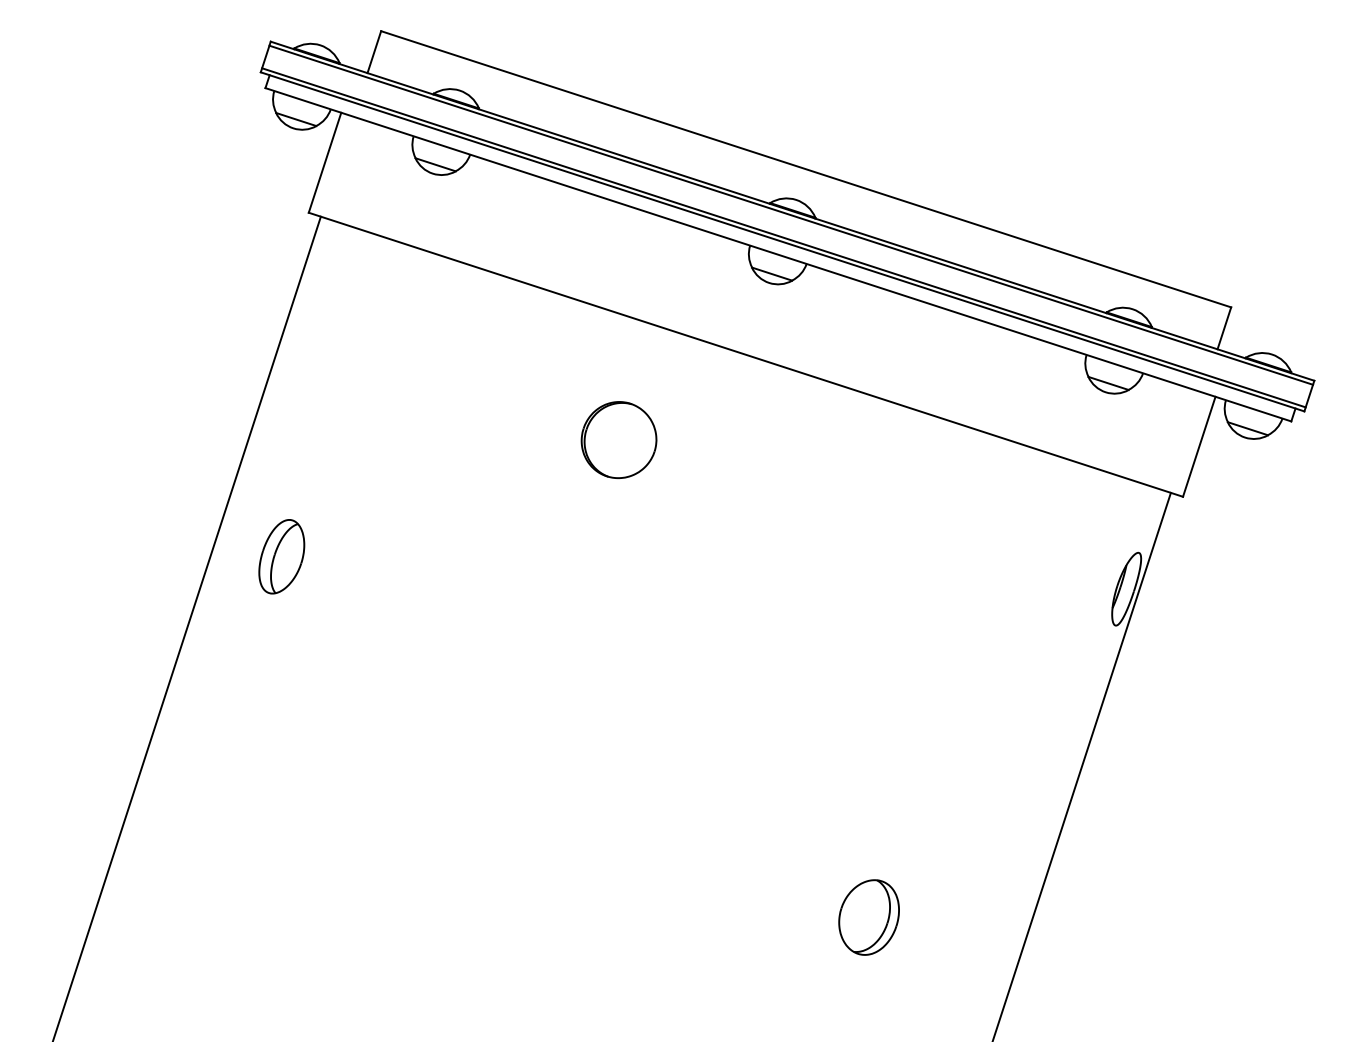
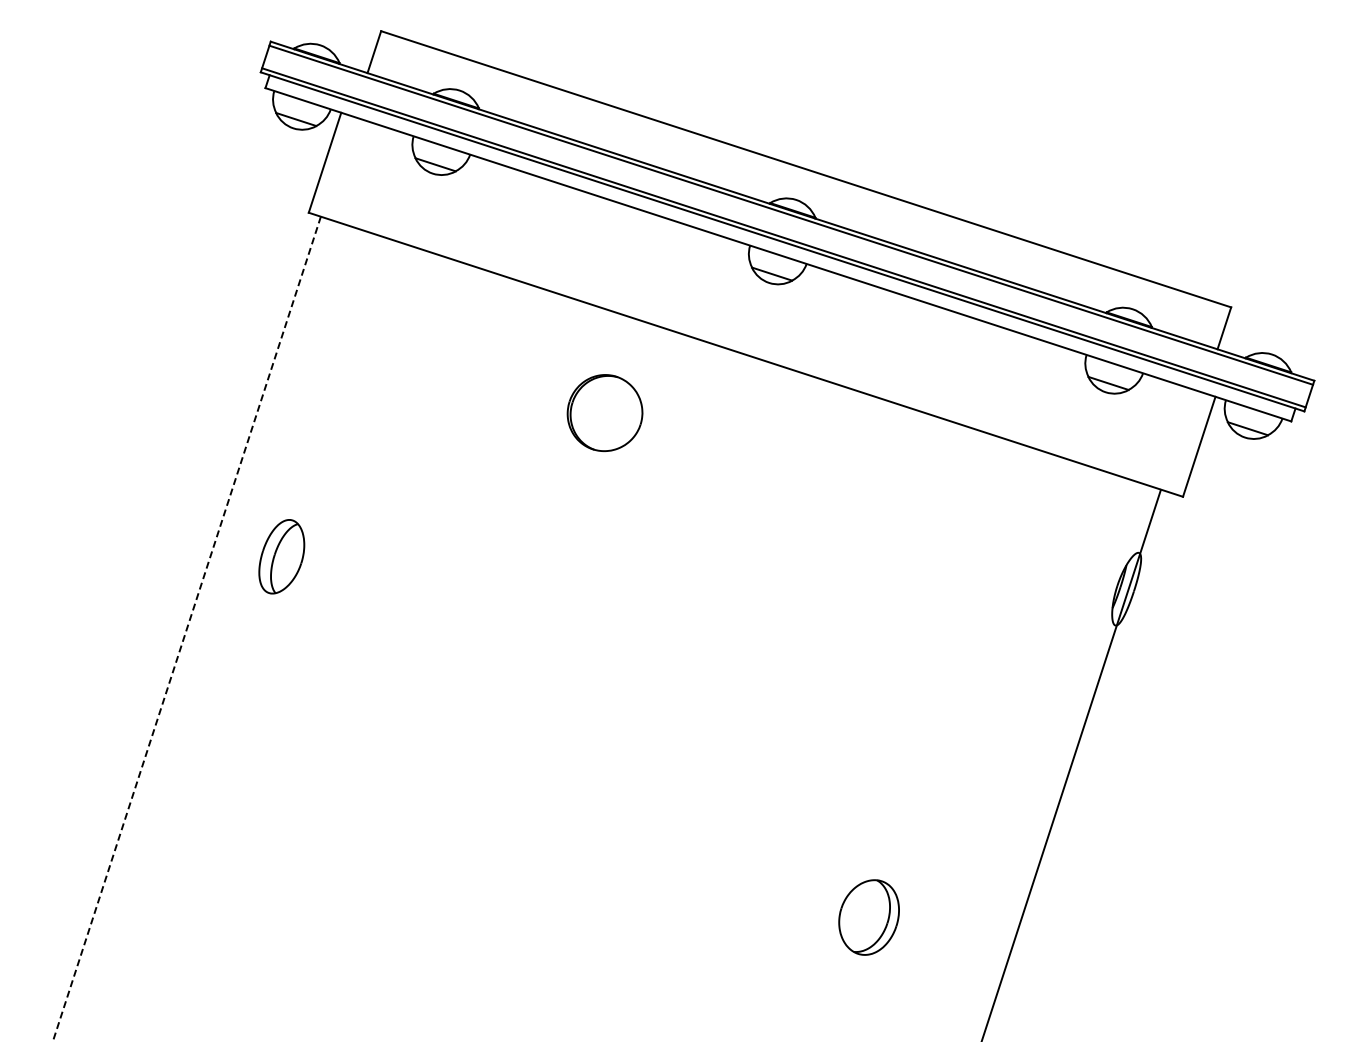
part position: (618, 439) -> (604, 412) (604, 412)
line: solid -> dashed (186, 629)
line position: (1081, 765) -> (1071, 763) (1071, 763)
